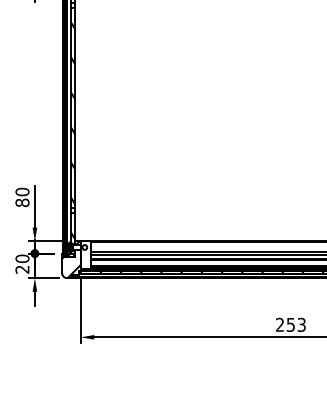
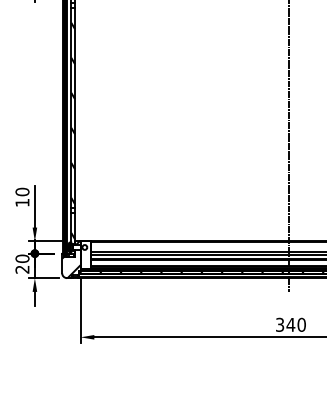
line: none -> present (288, 146)
text: 80 -> 10 (22, 202)
text: 253 -> 340 (290, 324)
